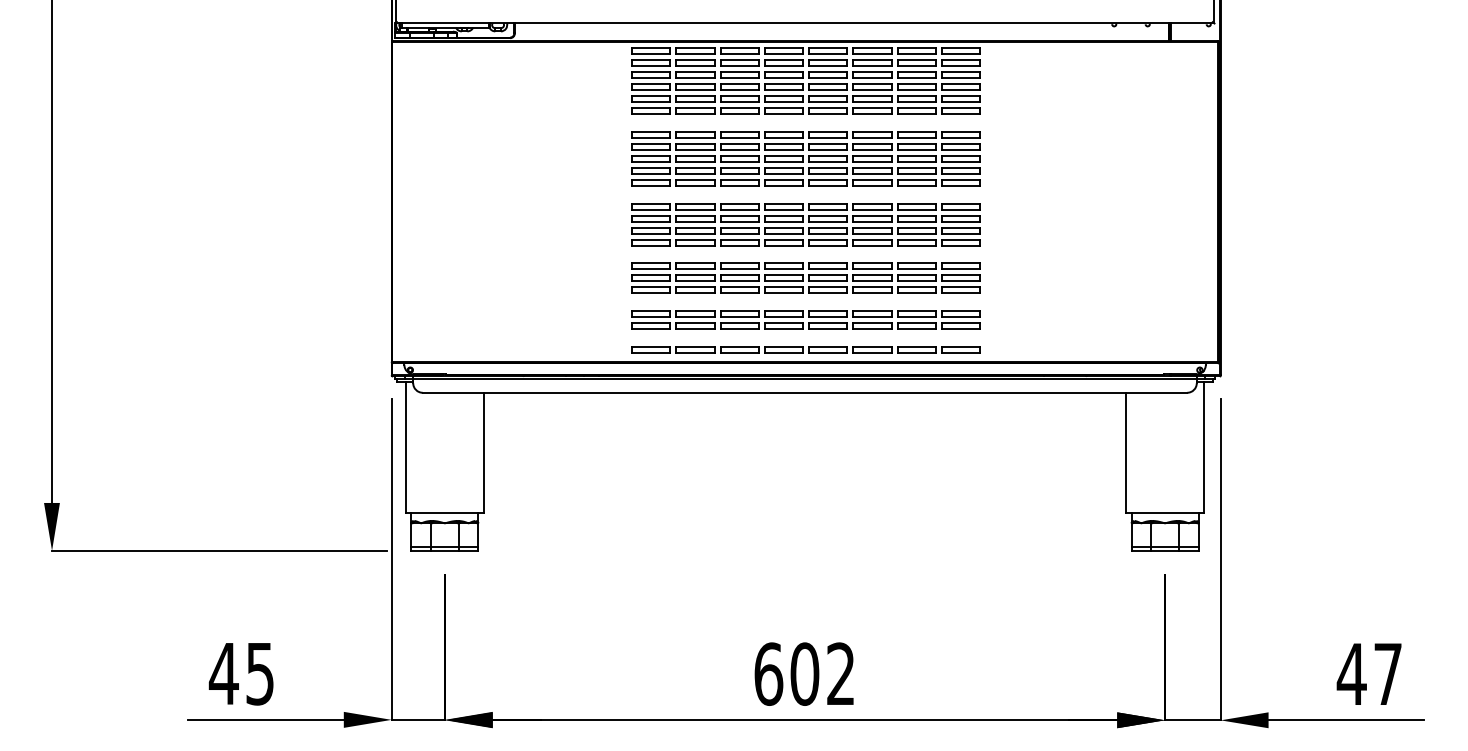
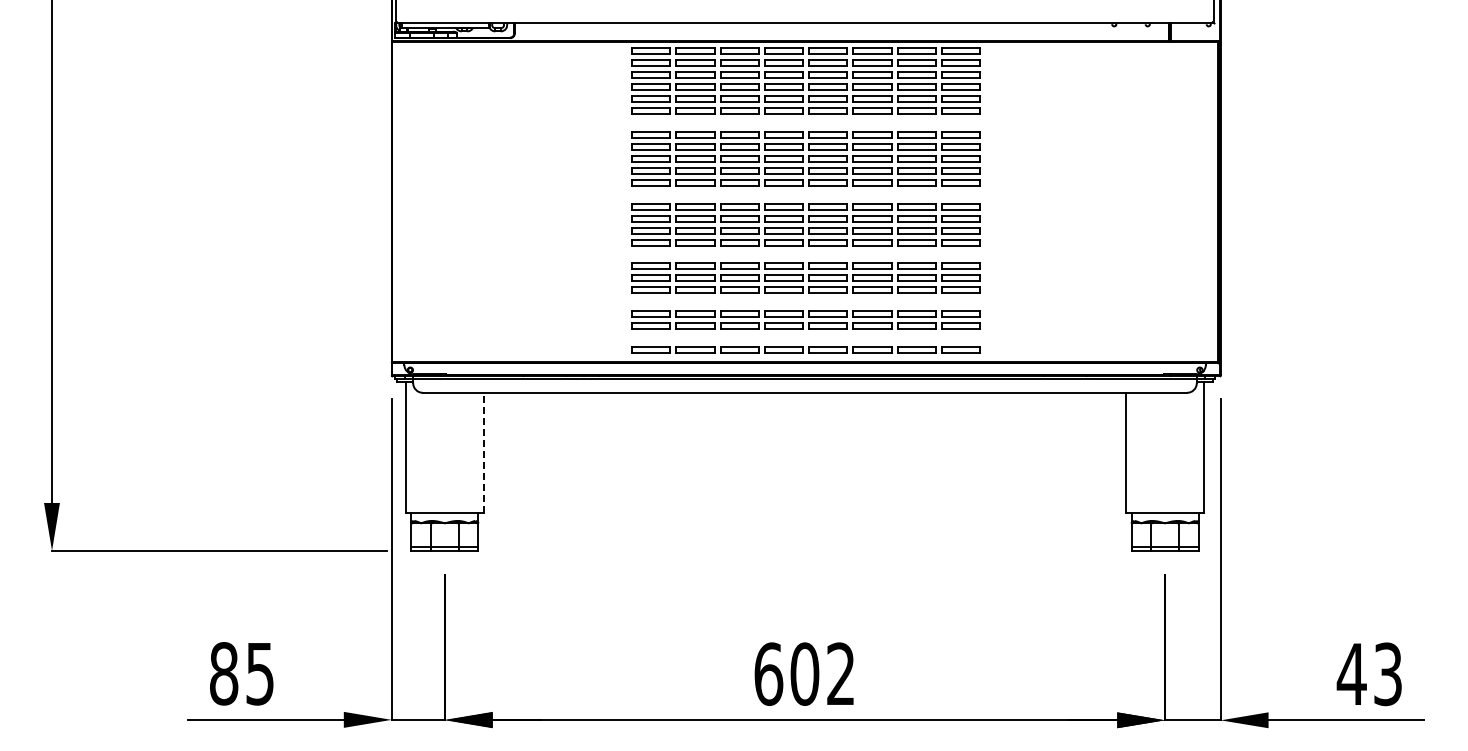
line: solid -> dashed (483, 452)
text: 45 -> 85 (223, 673)
text: 47 -> 43 (1387, 674)
